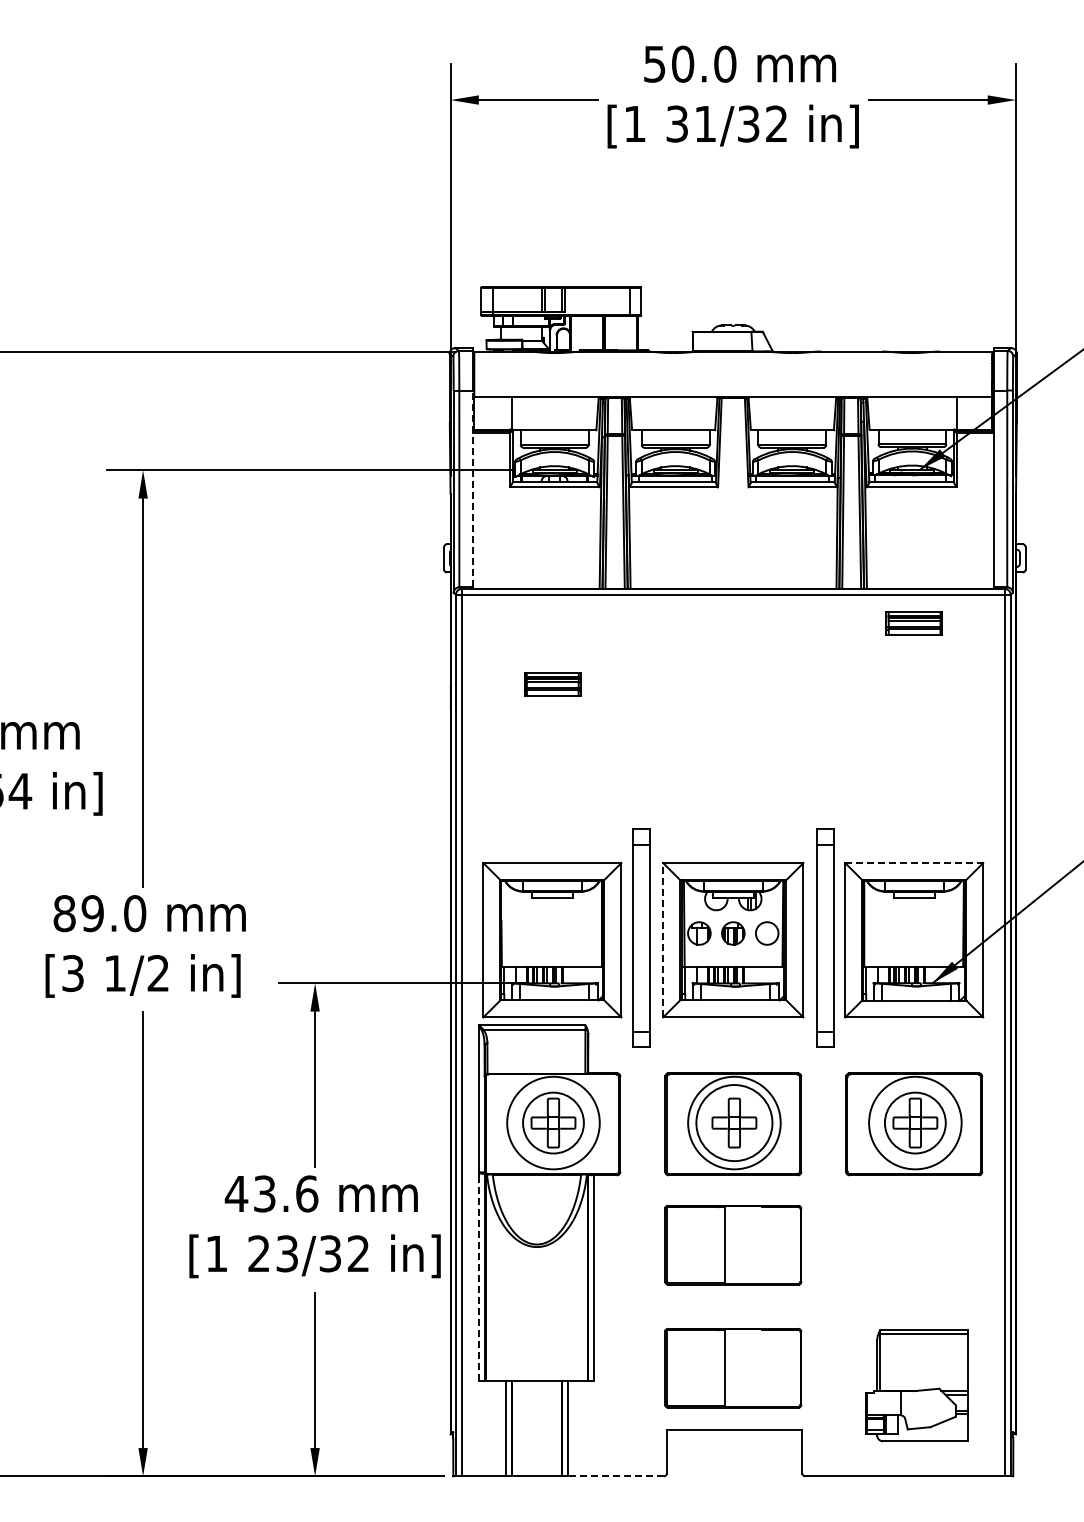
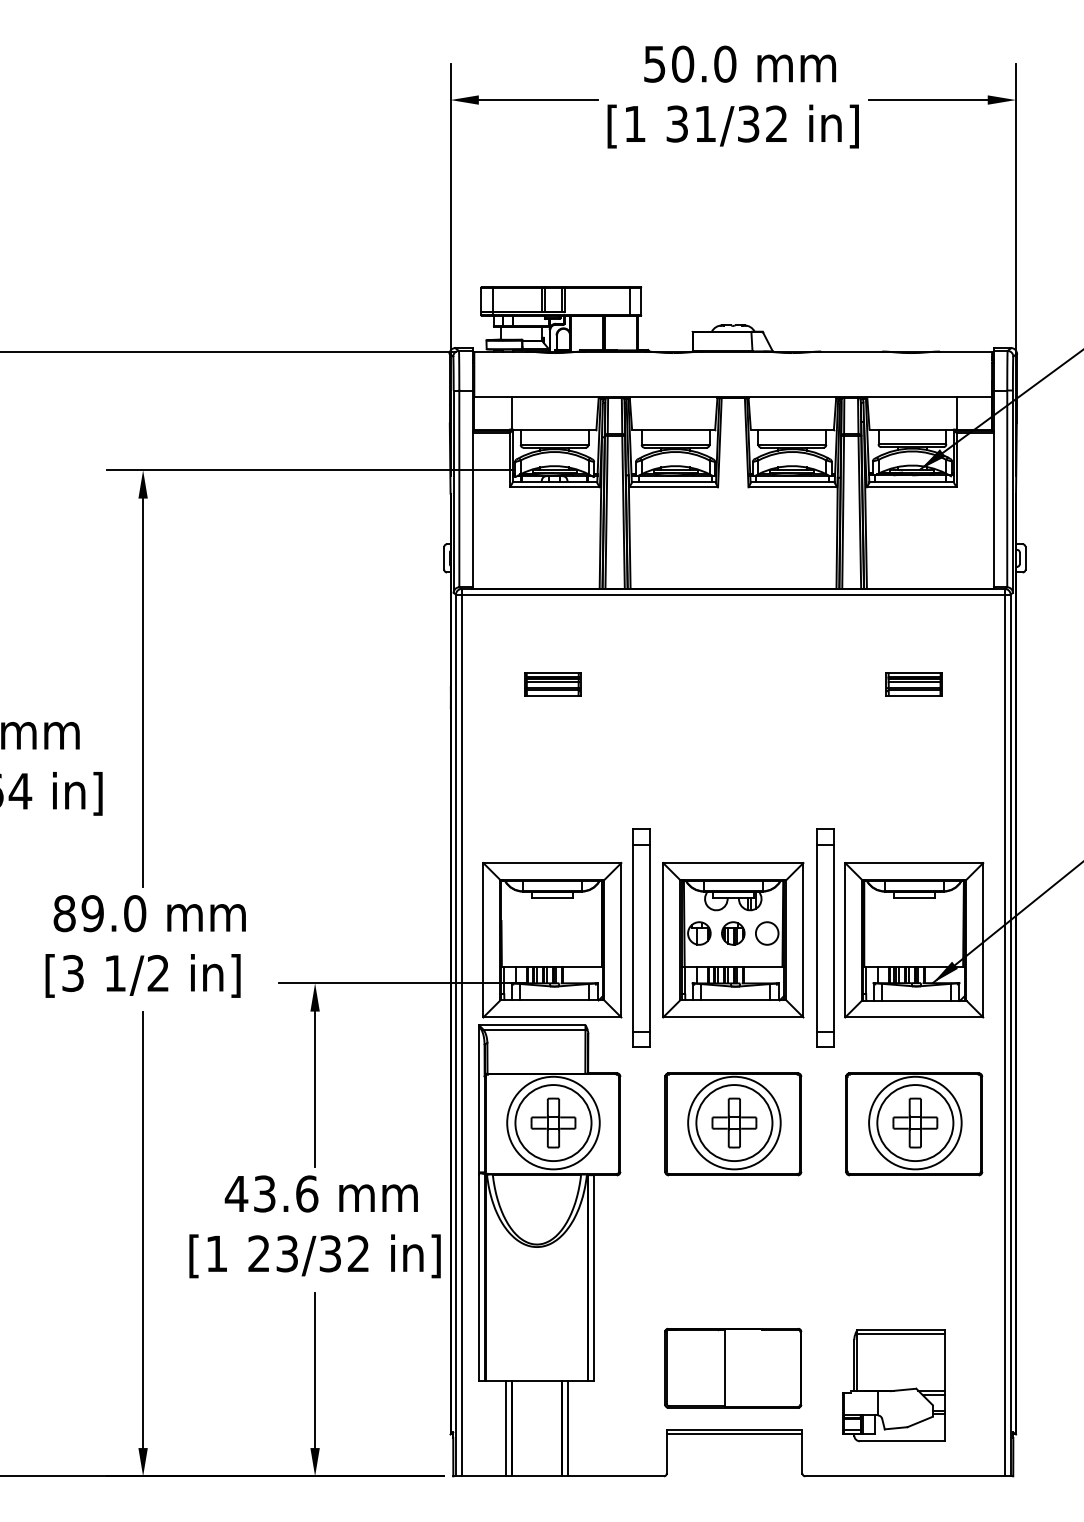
line: dashed -> solid (472, 488)
part position: (913, 623) -> (913, 684) (913, 684)
line: dashed -> solid (914, 863)
line: dashed -> solid (663, 939)
circle diameter: 61 px -> 76 px (553, 1123)
circle diameter: 61 px -> 76 px (915, 1123)
part: present -> none (733, 1244)
line: dashed -> solid (479, 1277)
part position: (916, 1385) -> (893, 1385) (893, 1385)
line: none -> present (734, 1434)
line: dashed -> solid (615, 1476)
